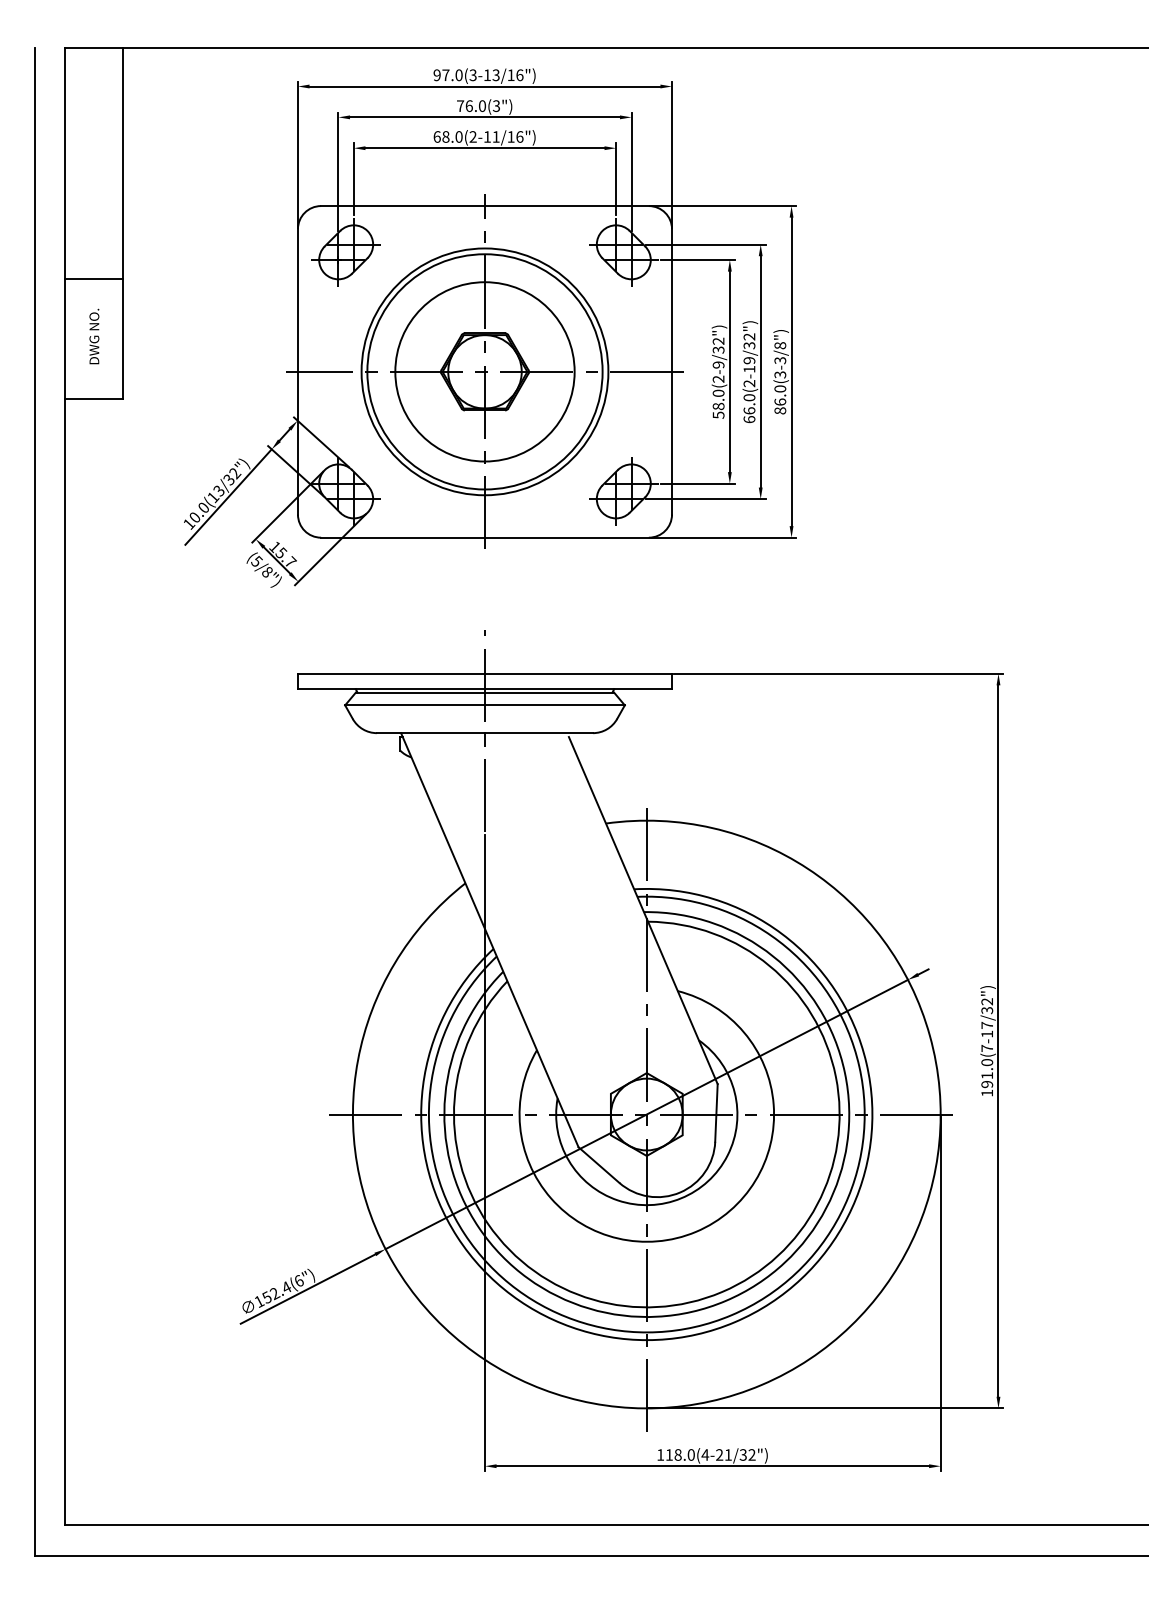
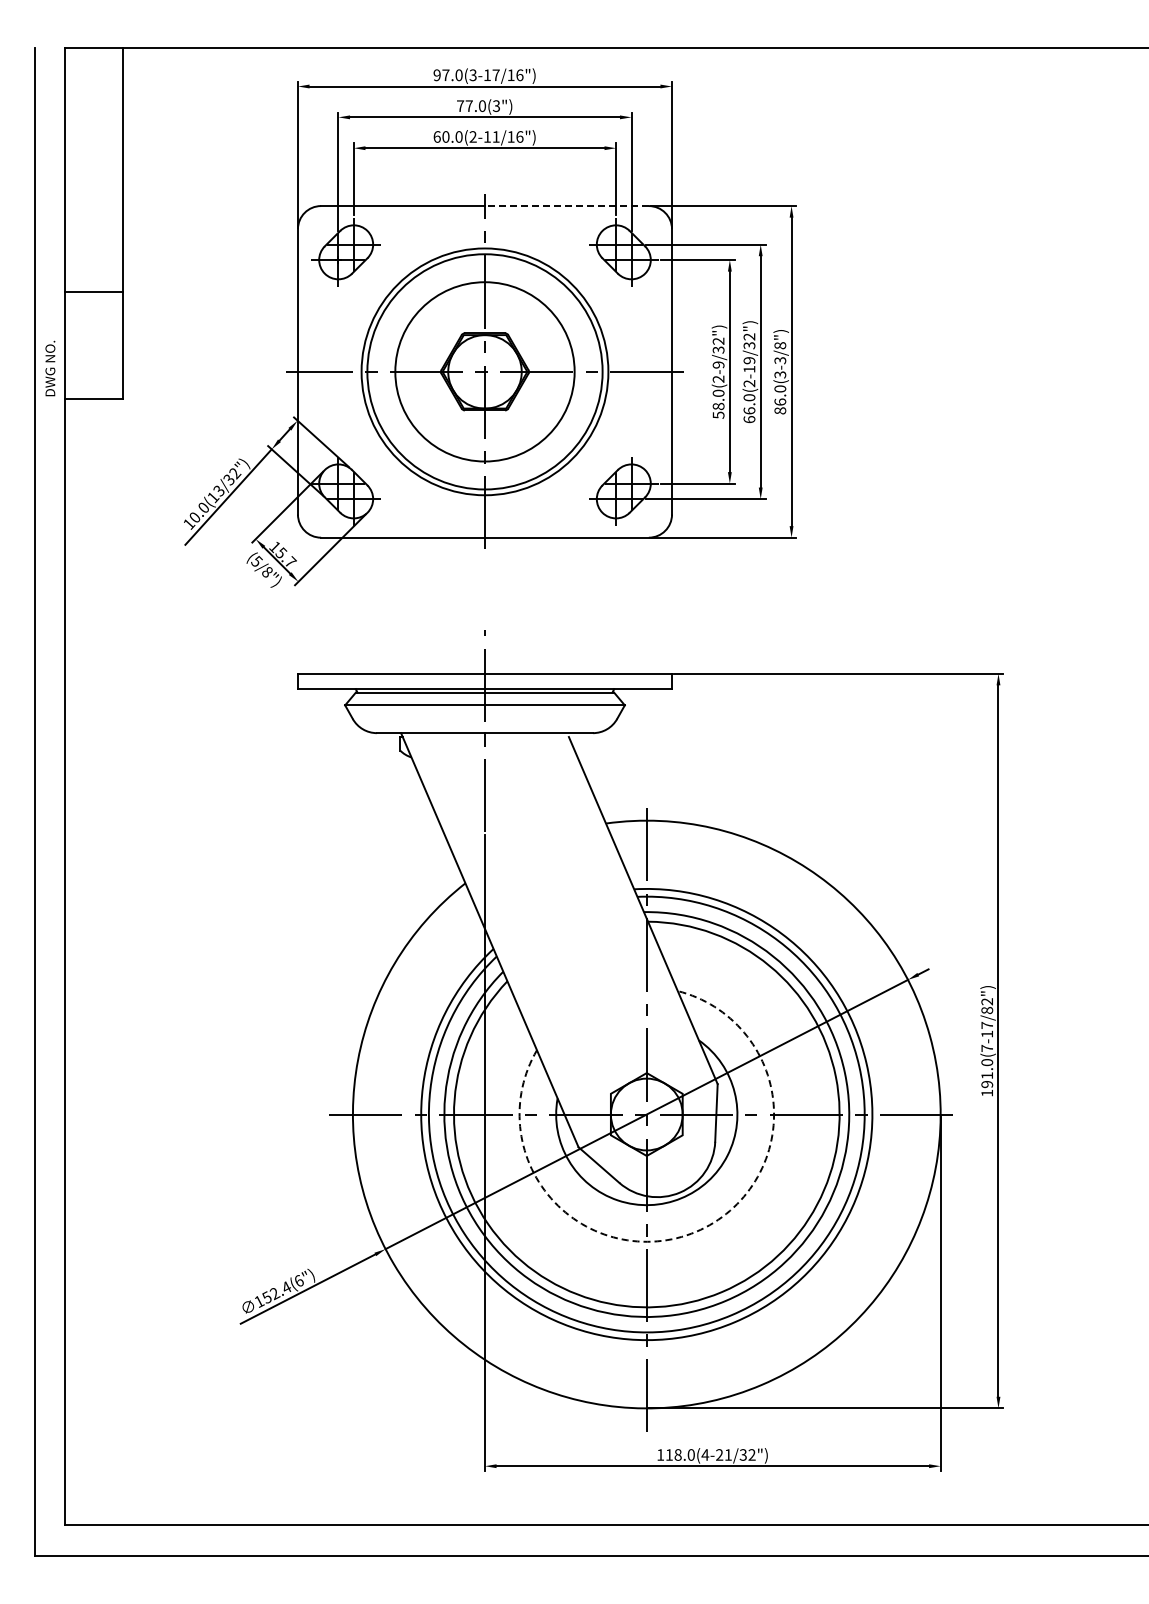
text: 97.0(3-13/16") -> 97.0(3-17/16") (495, 75)
text: 76.0(3") -> 77.0(3") (468, 106)
text: 68.0(2-11/16") -> 60.0(2-11/16") (445, 136)
line: solid -> dashed (566, 206)
line position: (94, 279) -> (94, 292) (94, 292)
text position: (94, 336) -> (50, 368) (50, 368)
text: 191.0(7-17/32") -> 191.0(7-17/82") (986, 1010)
arc: solid -> dashed (696, 1231)
